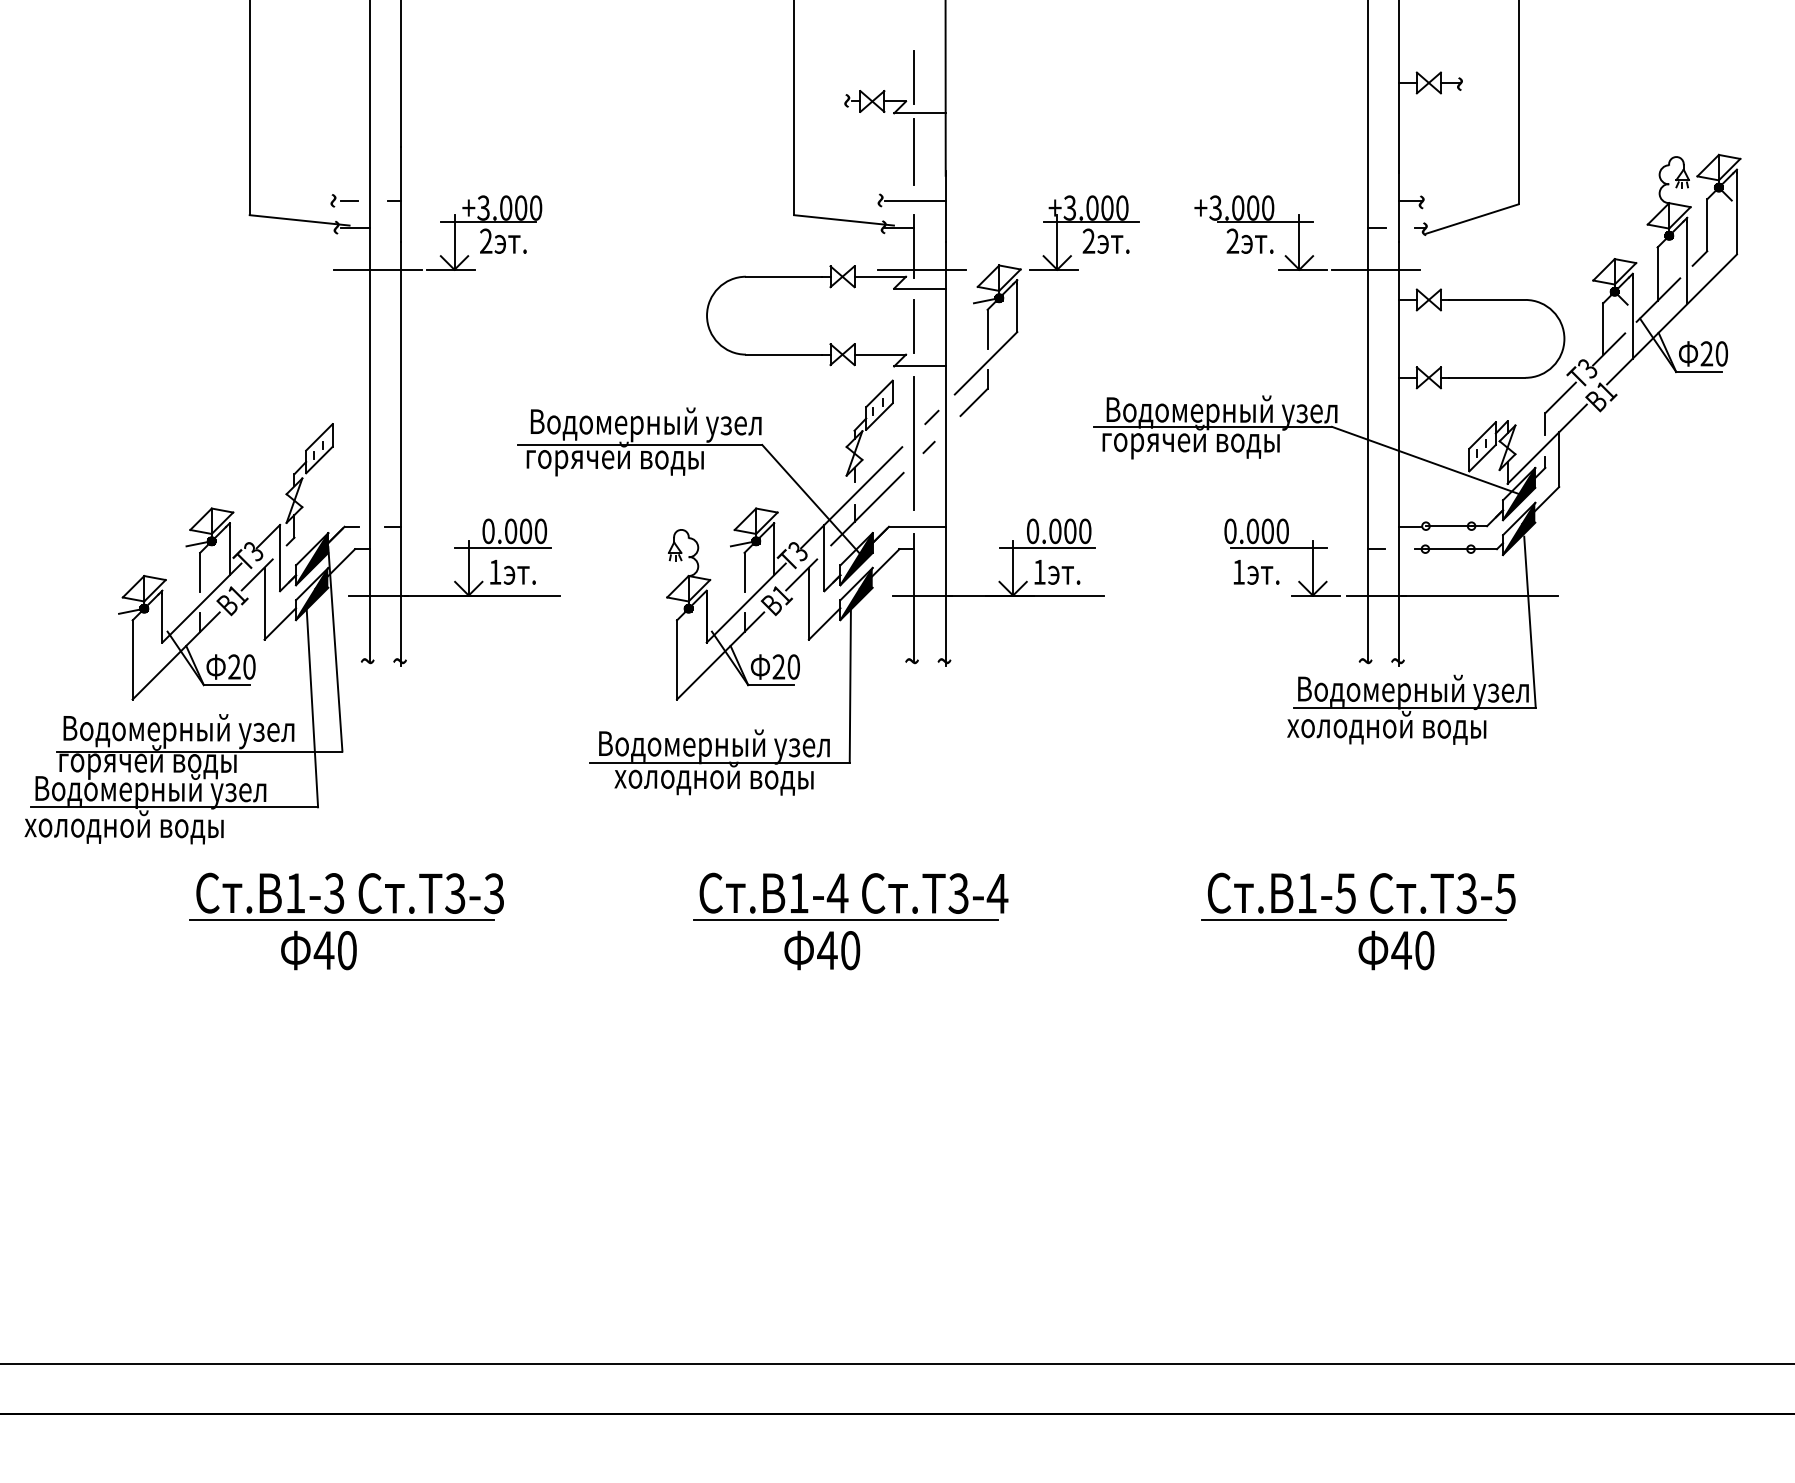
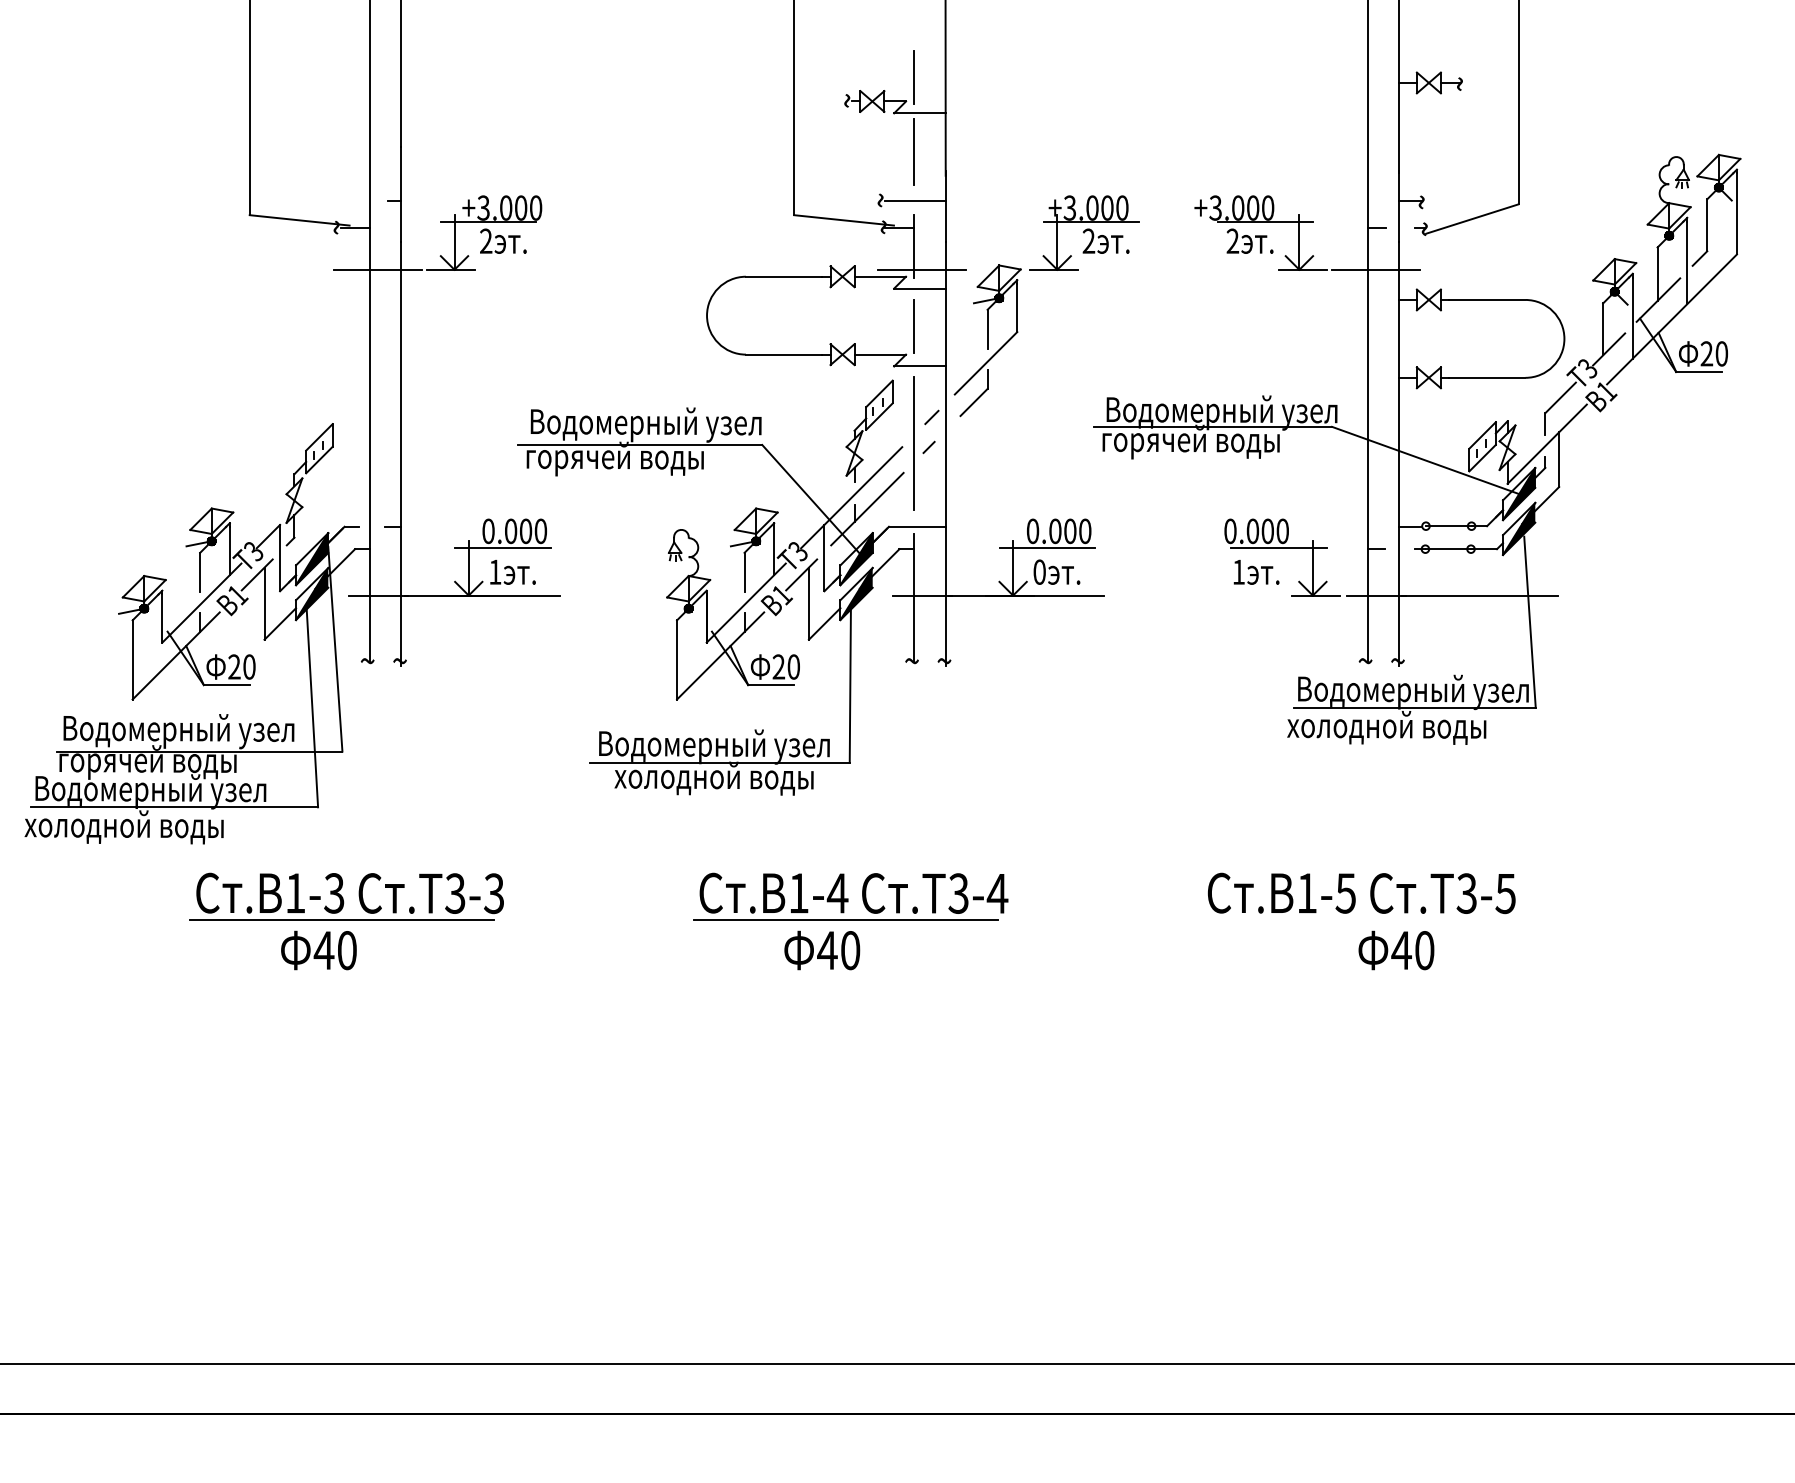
part: present -> none (344, 200)
text: 1 -> 0 (1039, 571)
line: present -> none (1353, 920)
